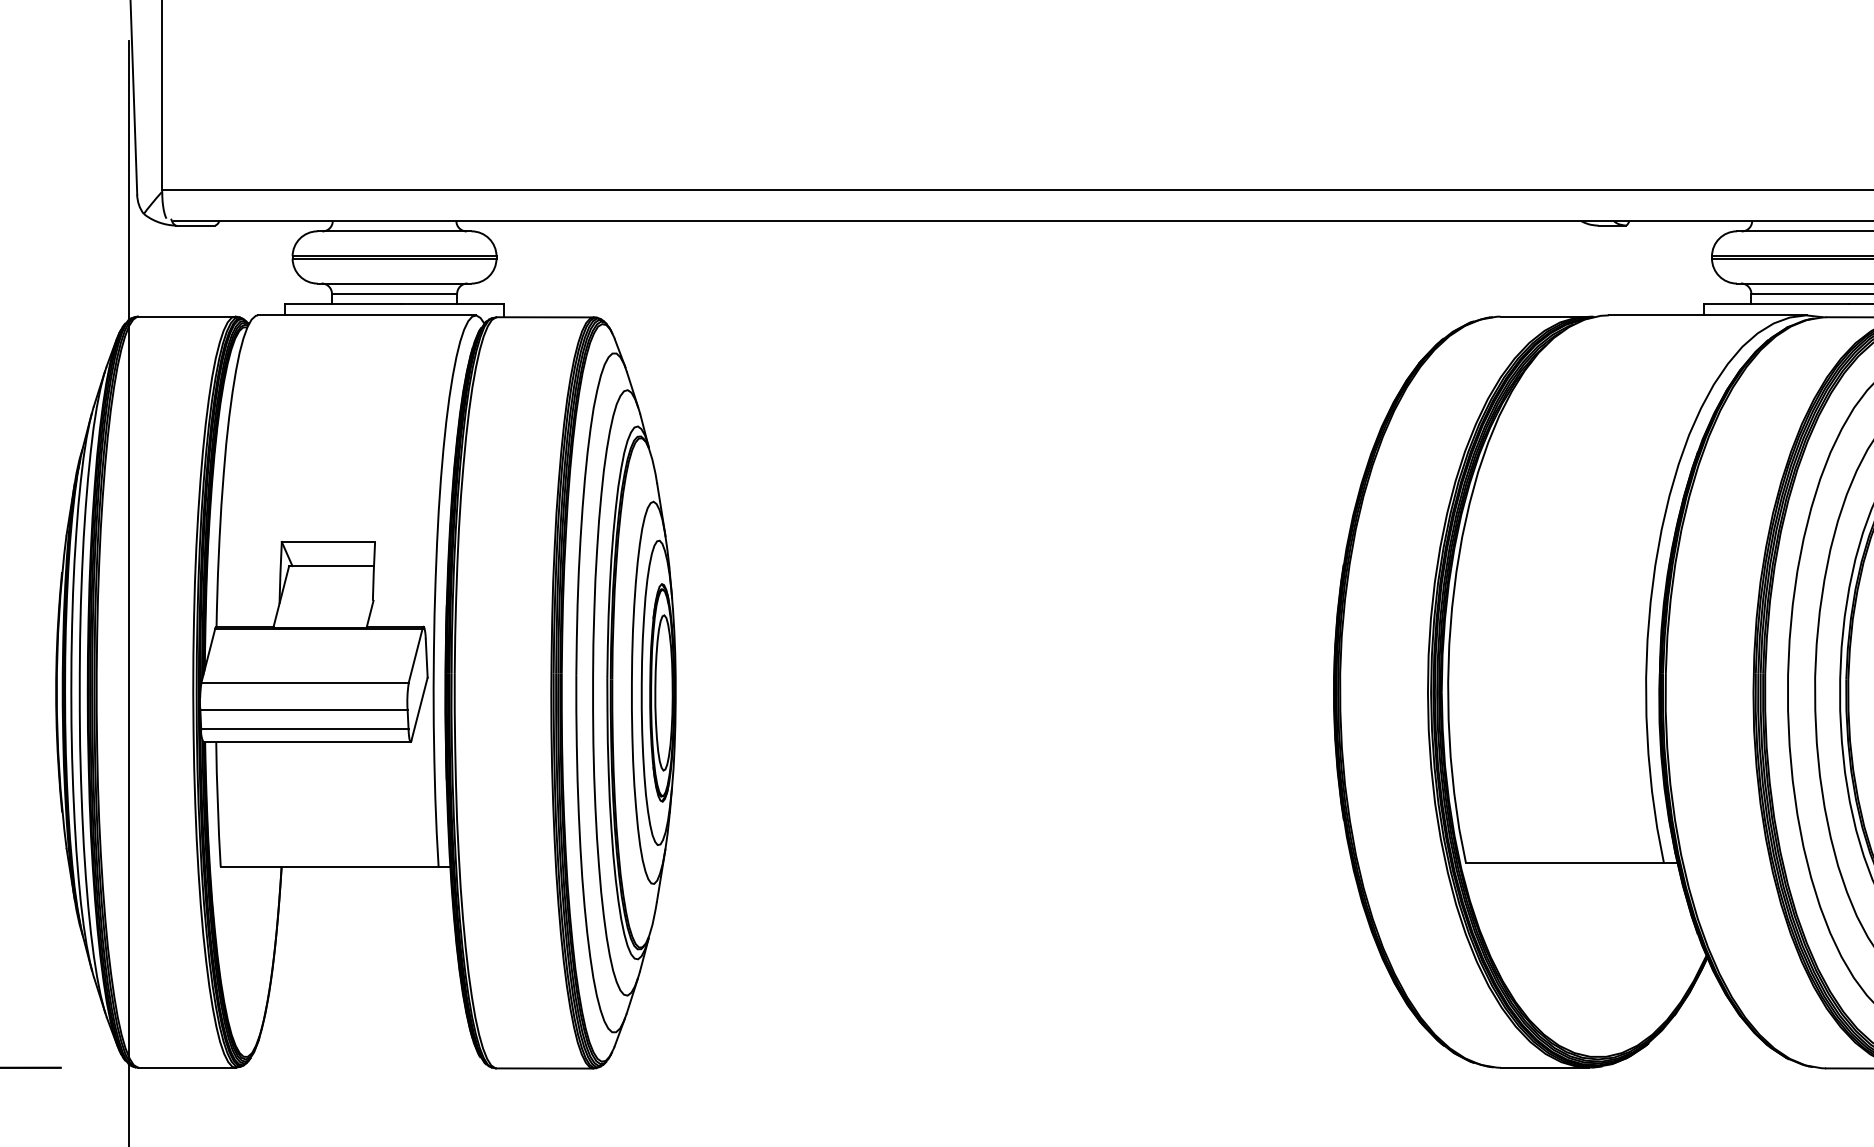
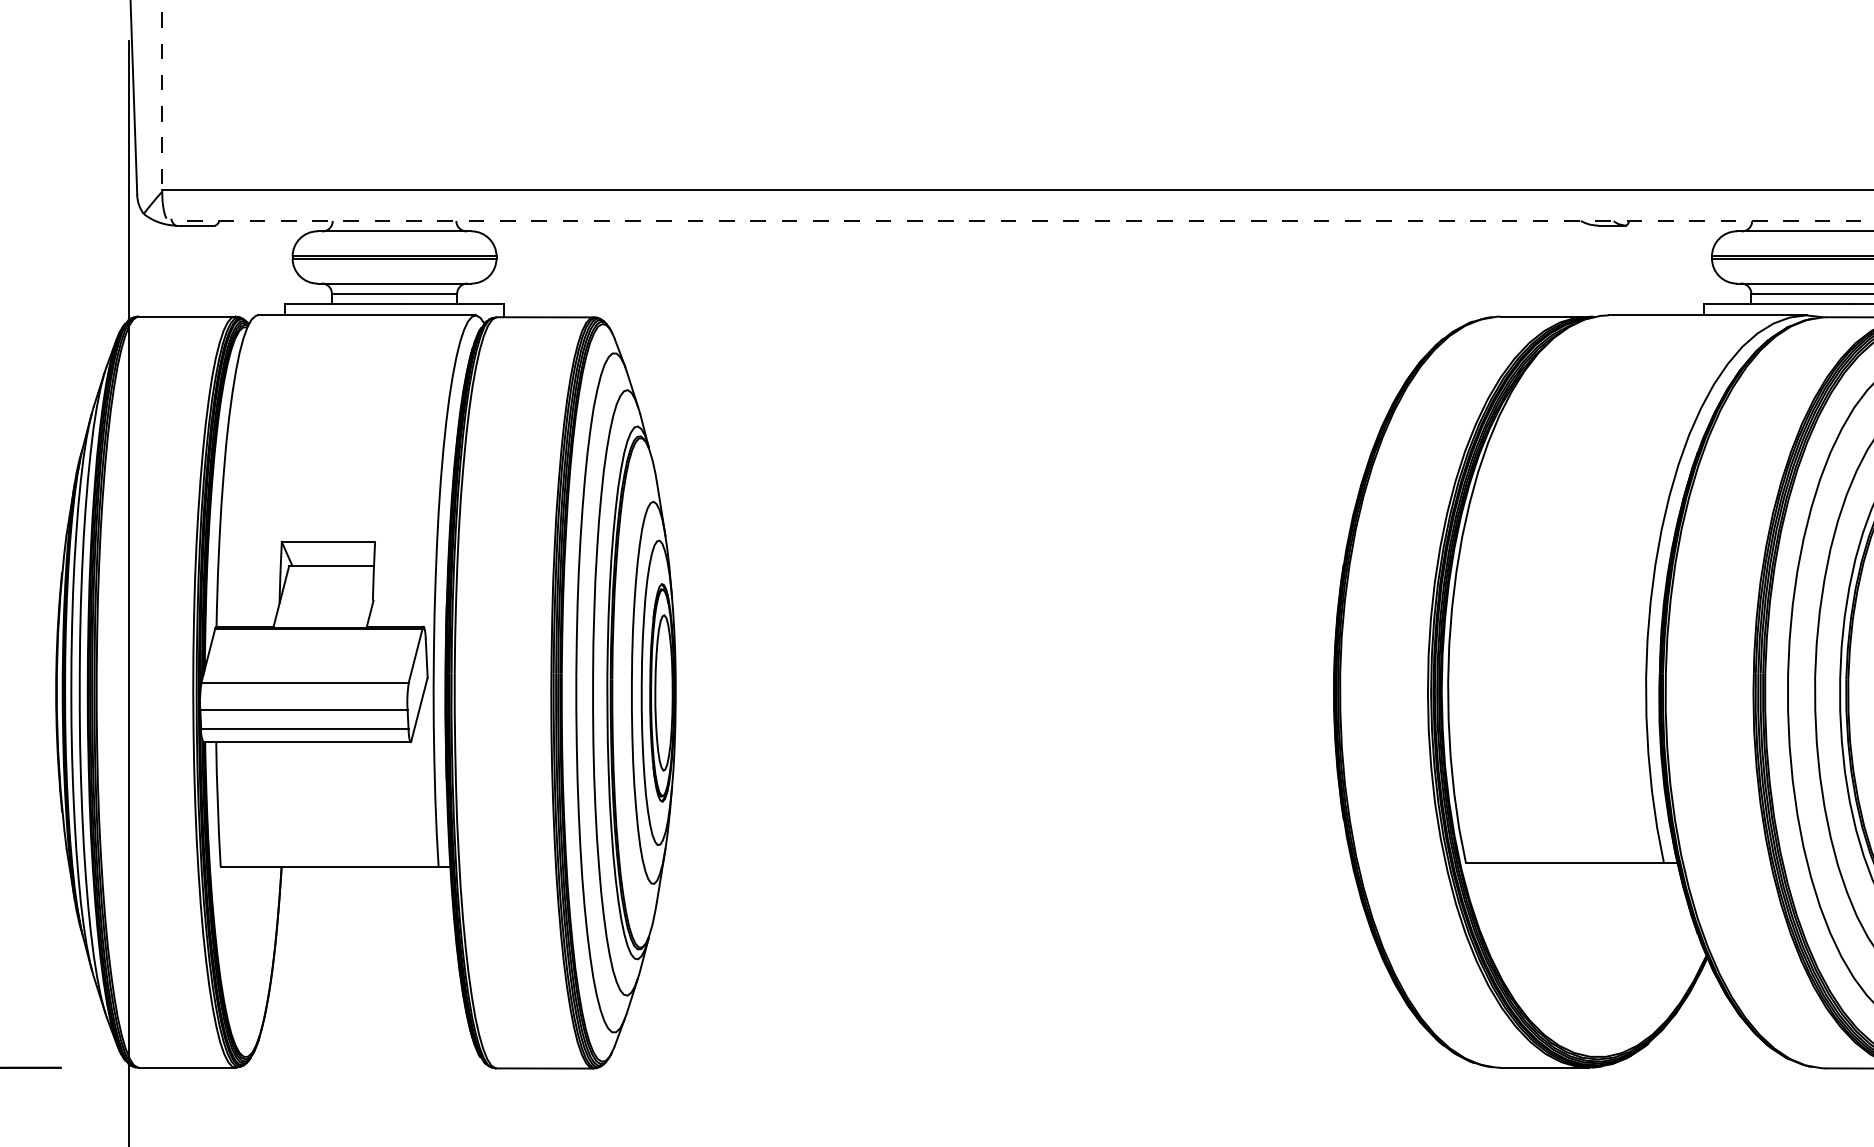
line: solid -> dashed (162, 94)
line: solid -> dashed (1023, 221)
